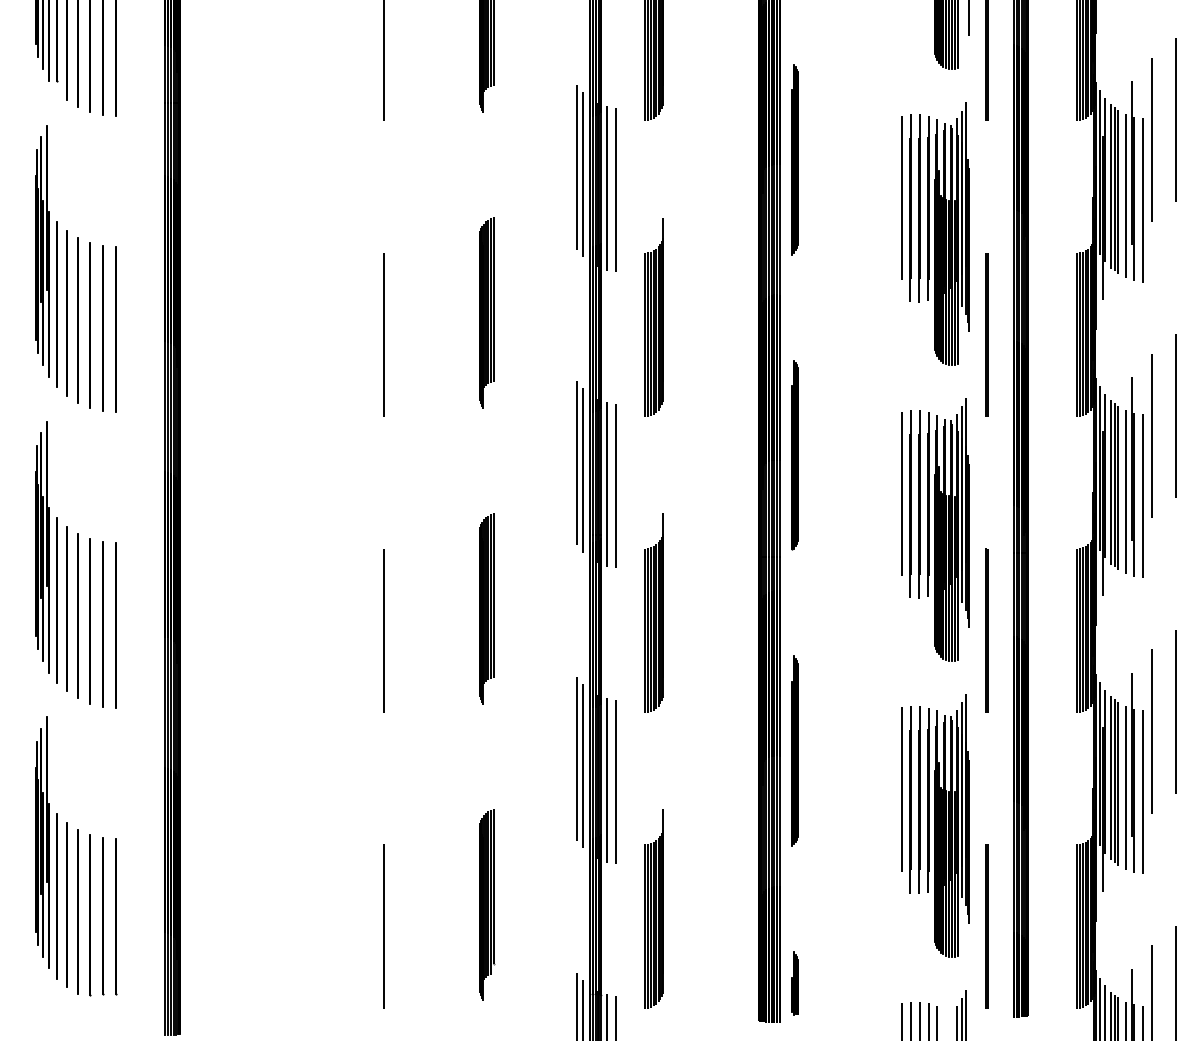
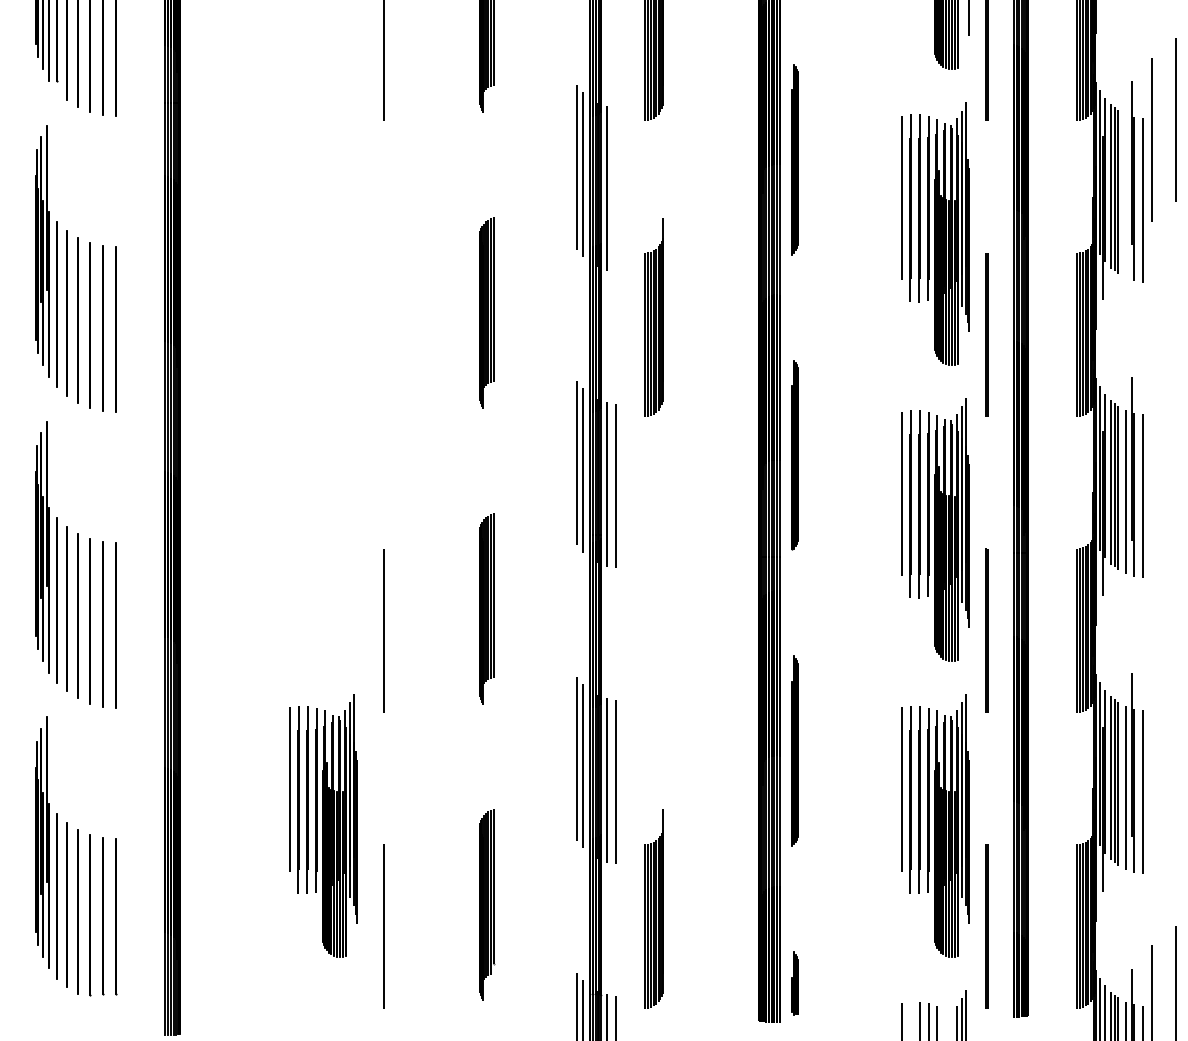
line: present -> none (615, 189)
line: present -> none (1125, 195)
line: present -> none (383, 334)
line: present -> none (1176, 415)
line: present -> none (1152, 435)
part: present -> none (653, 612)
line: present -> none (1176, 711)
line: present -> none (1152, 731)
part: none -> present (323, 825)
line: present -> none (910, 1019)
